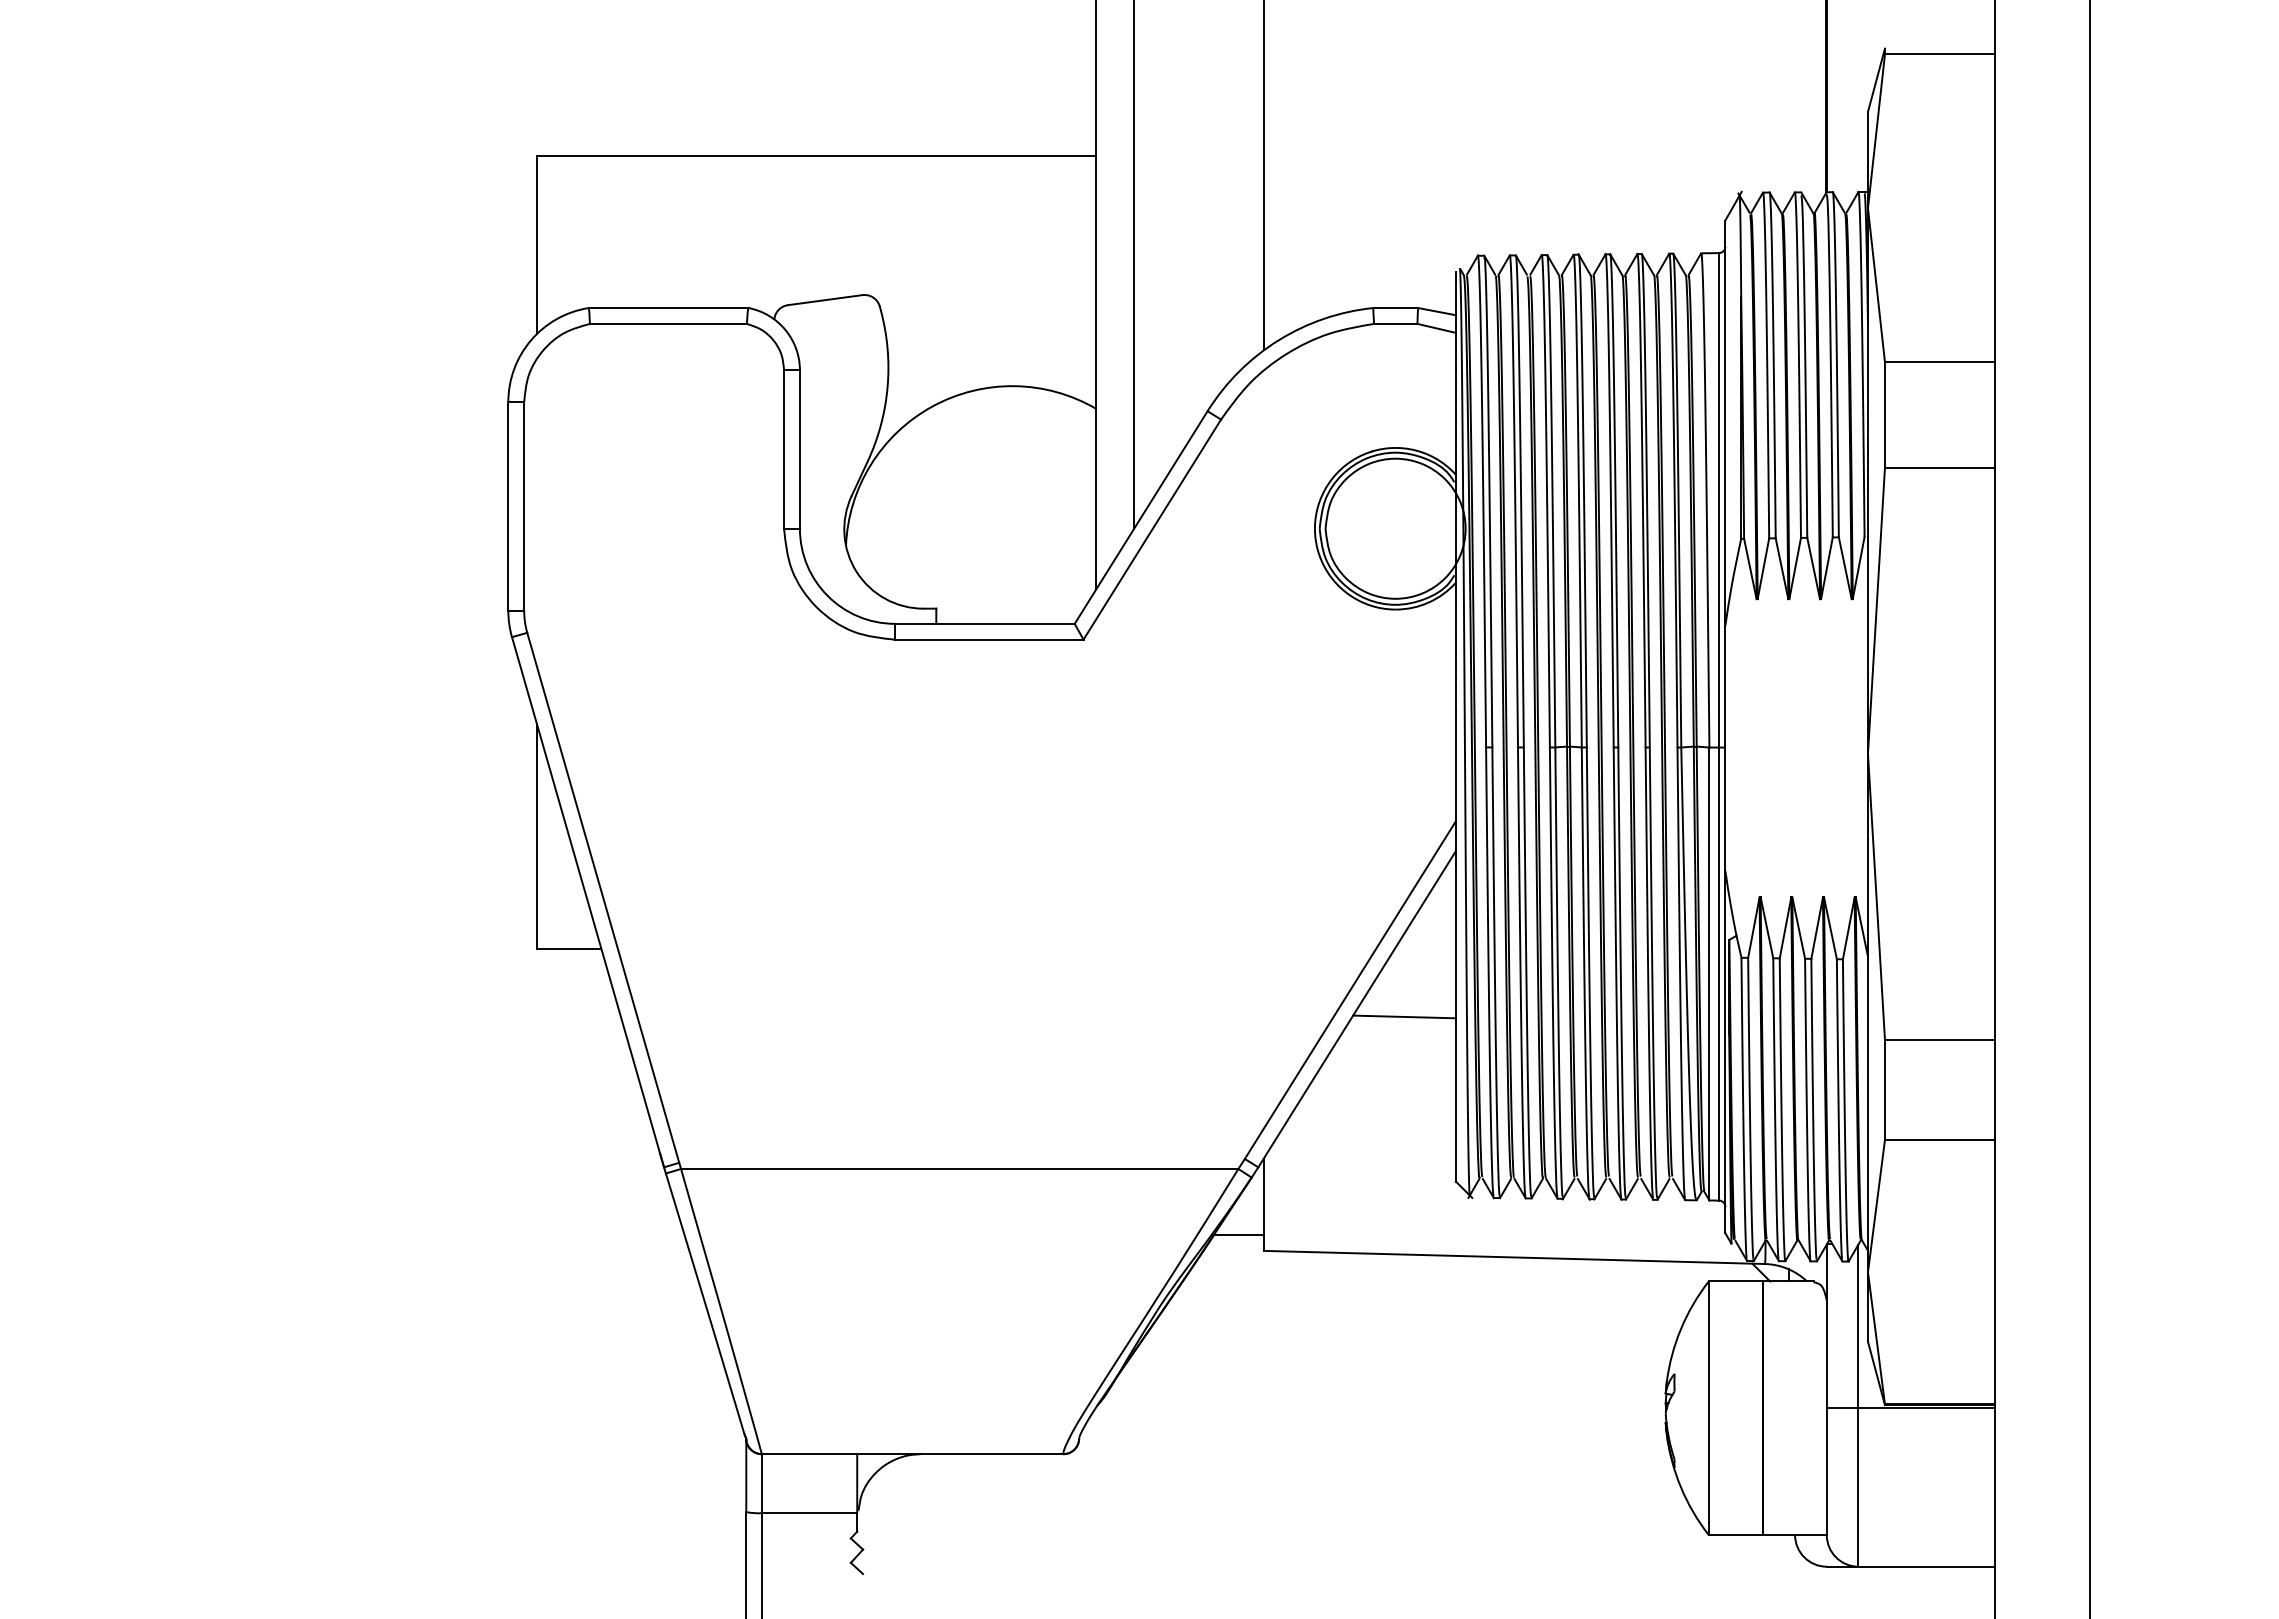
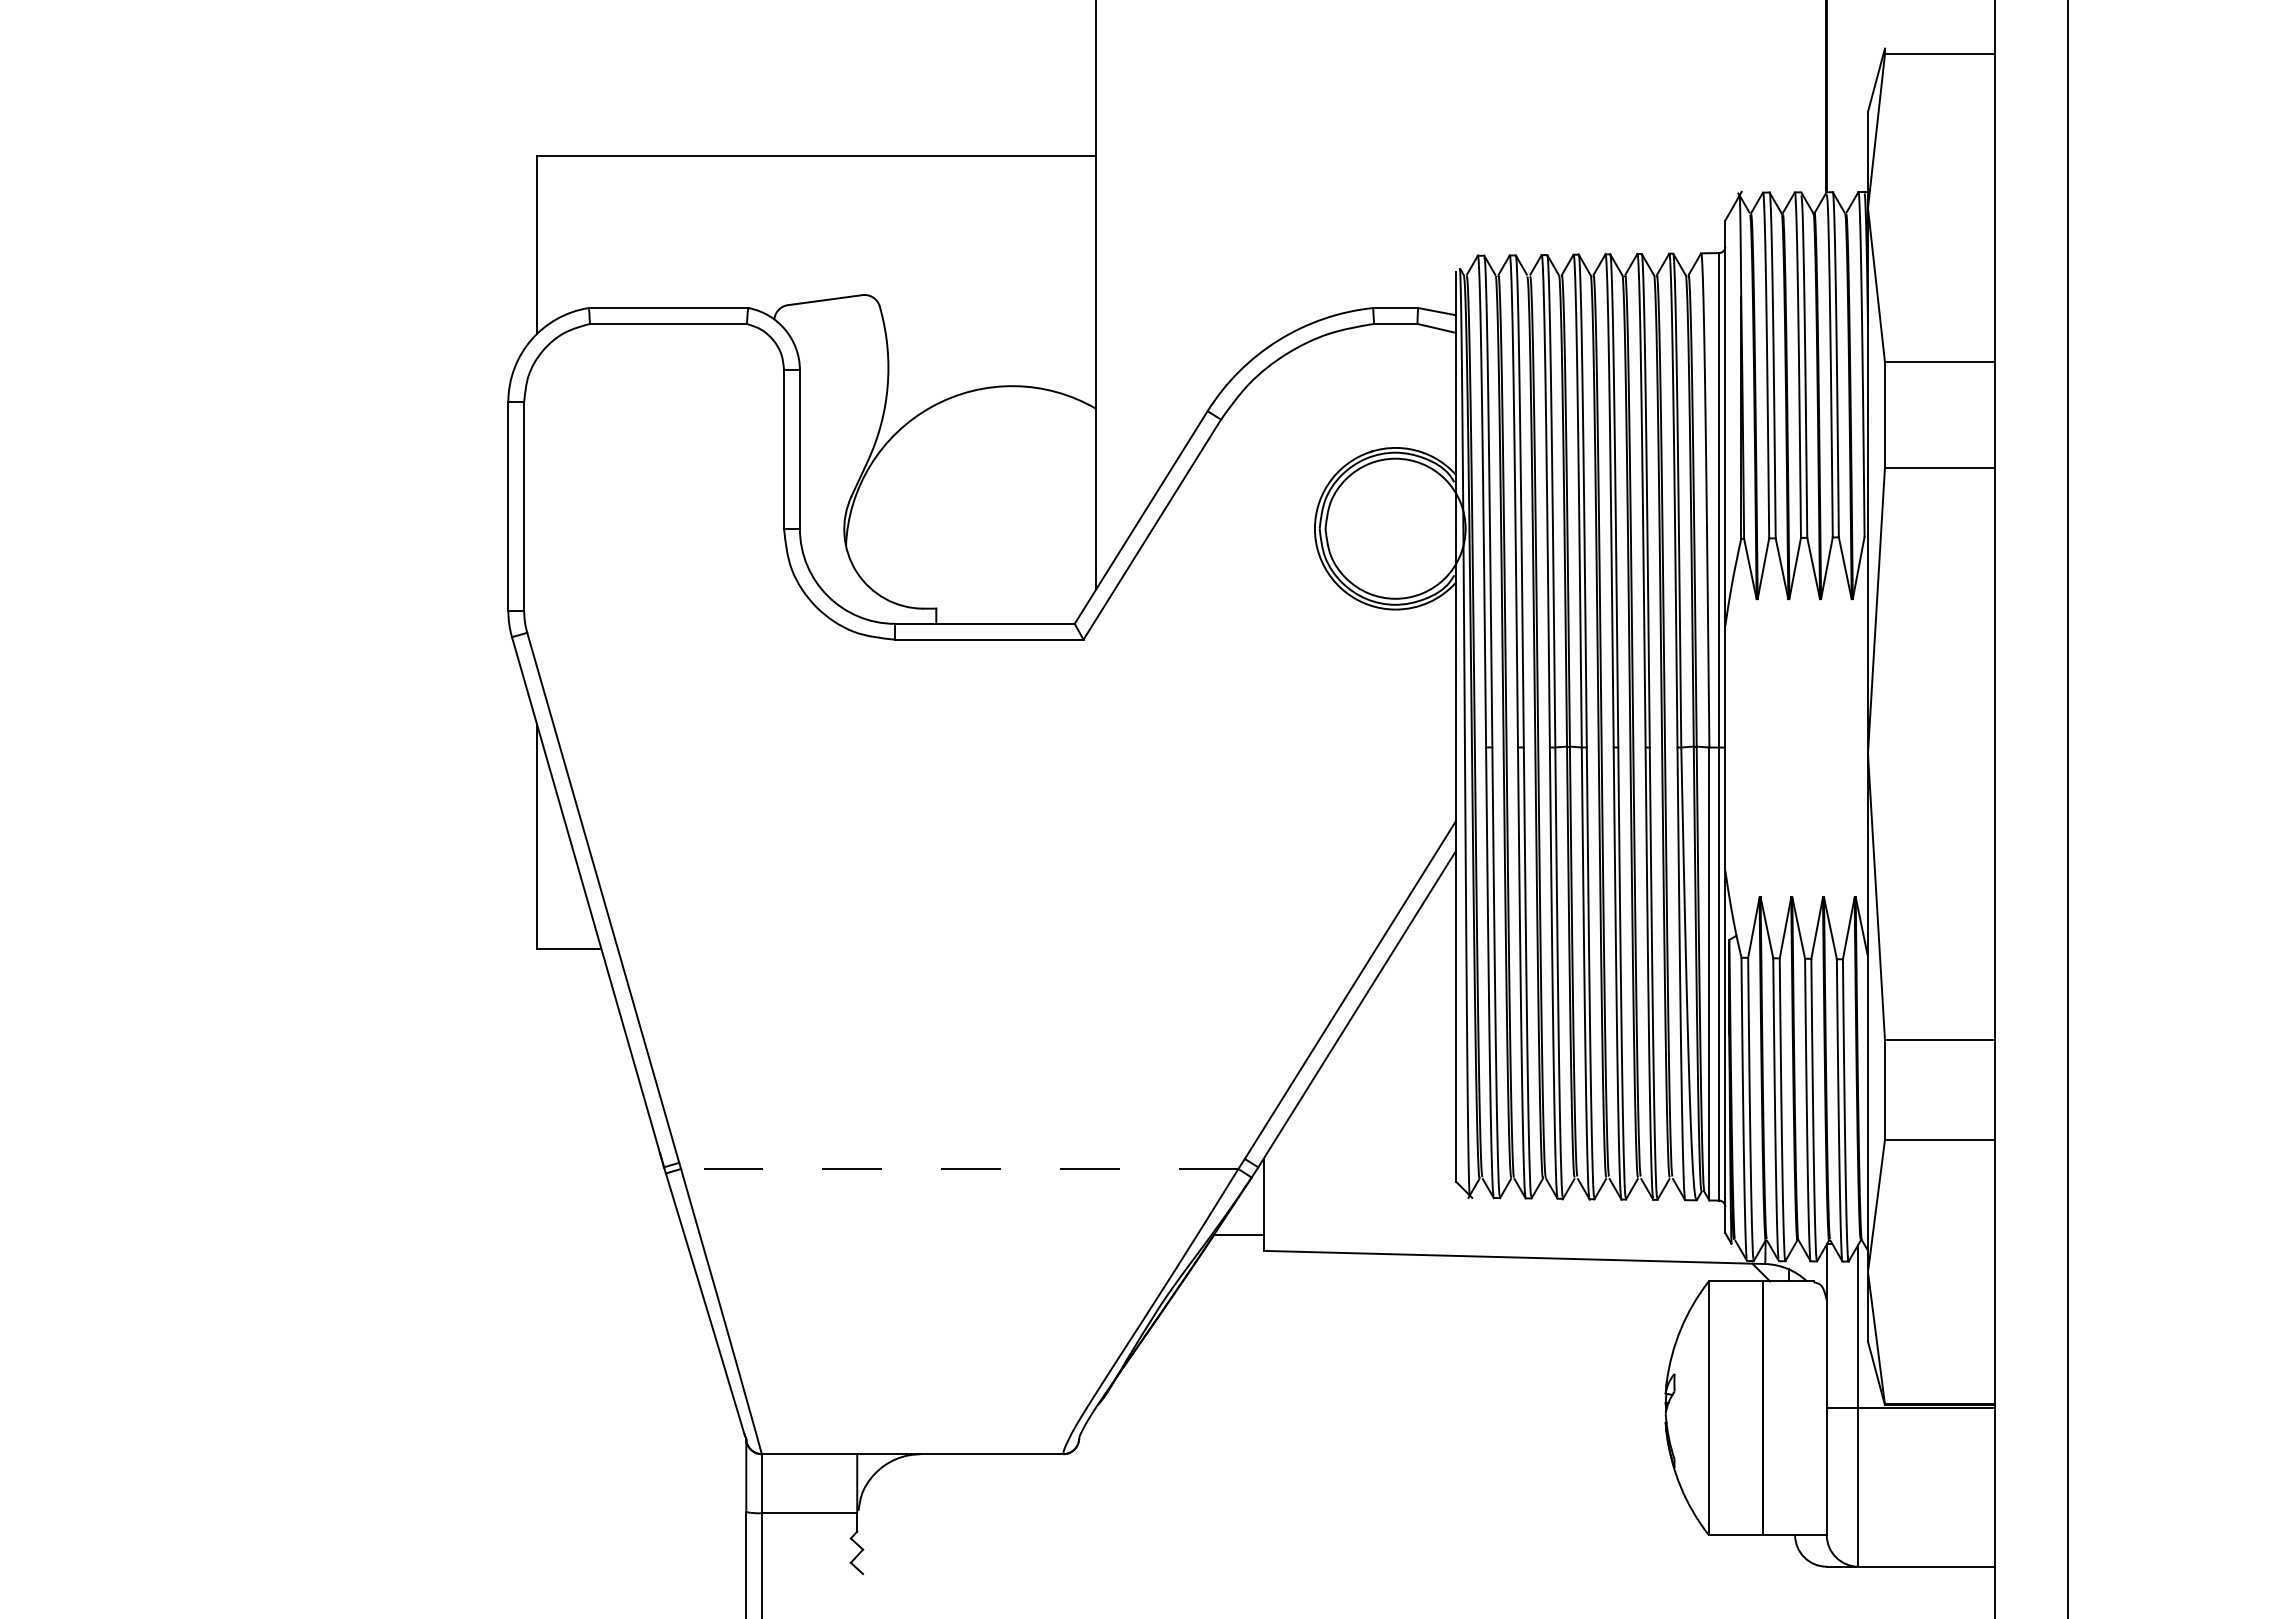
line: present -> none (1264, 176)
line: present -> none (1134, 265)
line position: (2089, 808) -> (2067, 808) (2067, 808)
line: present -> none (1404, 1016)
line: solid -> dashed (959, 1168)
